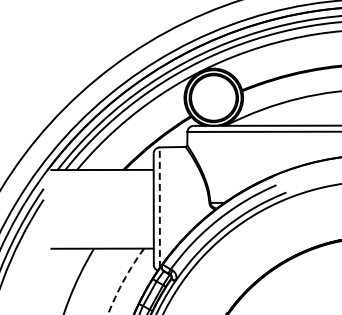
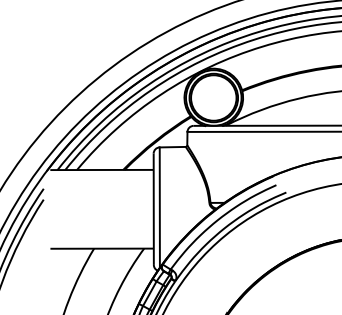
line: dashed -> solid (159, 207)
arc: dashed -> solid (123, 280)
